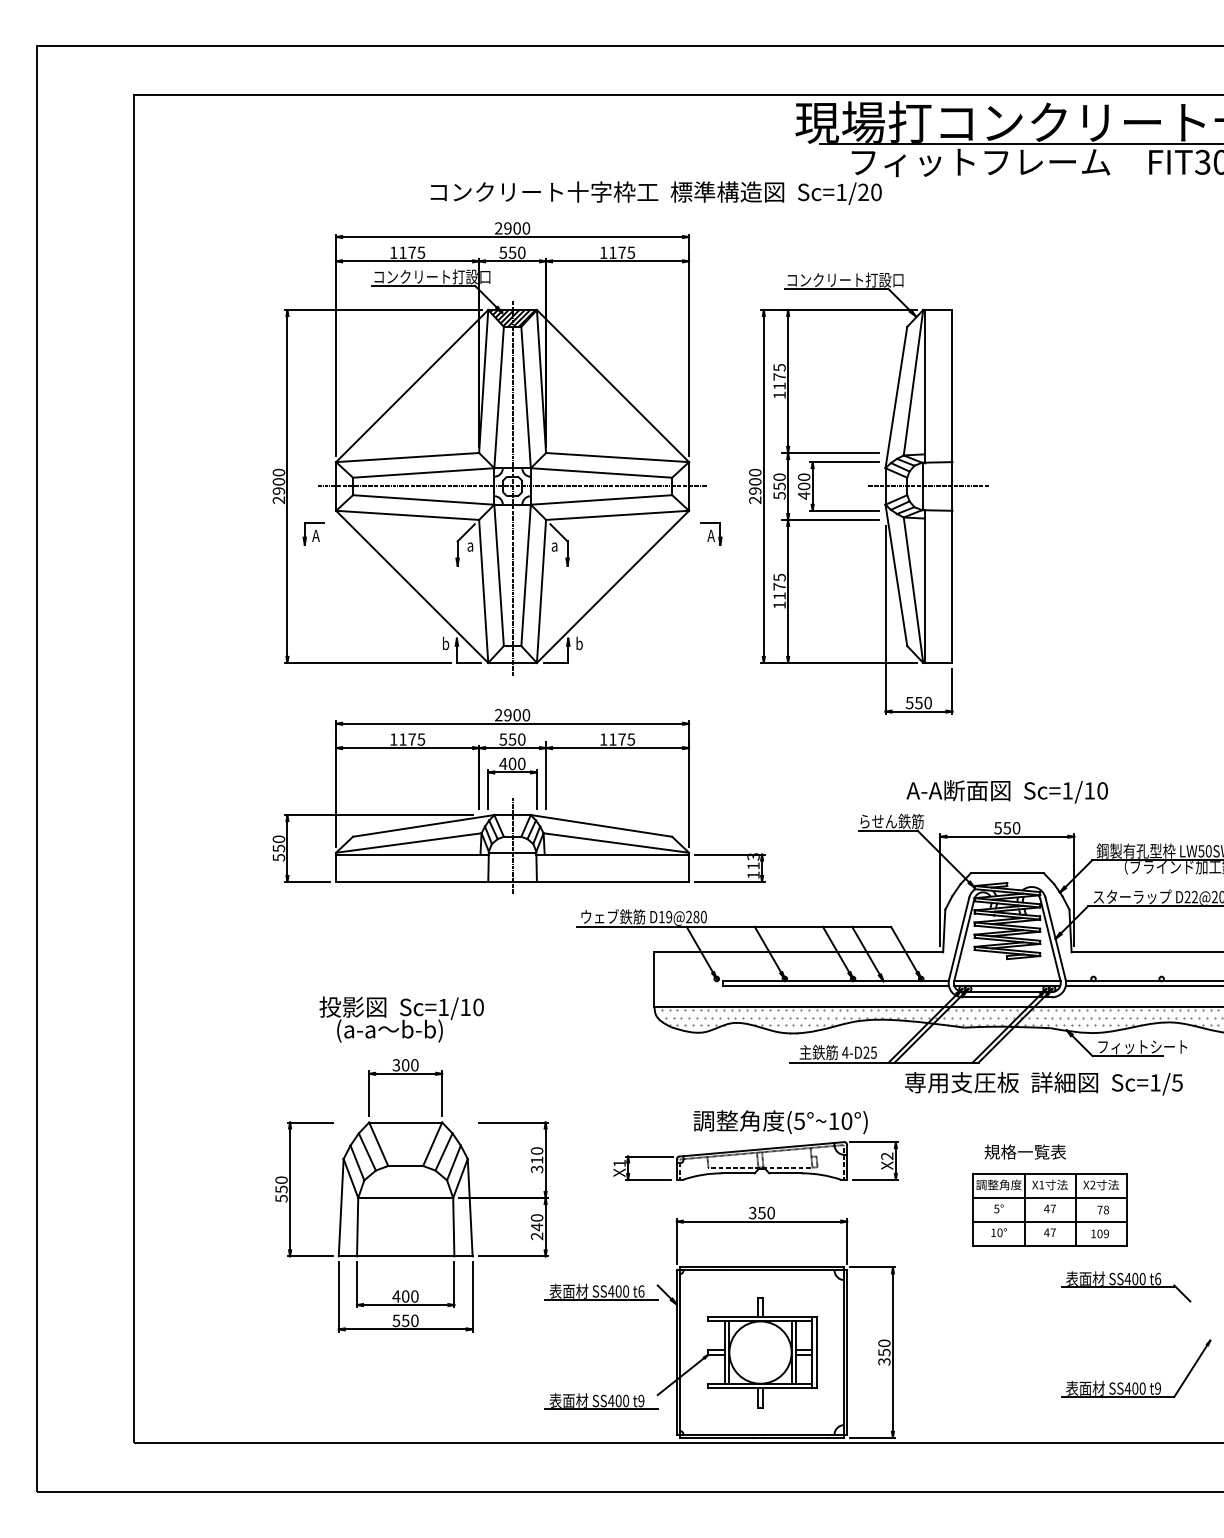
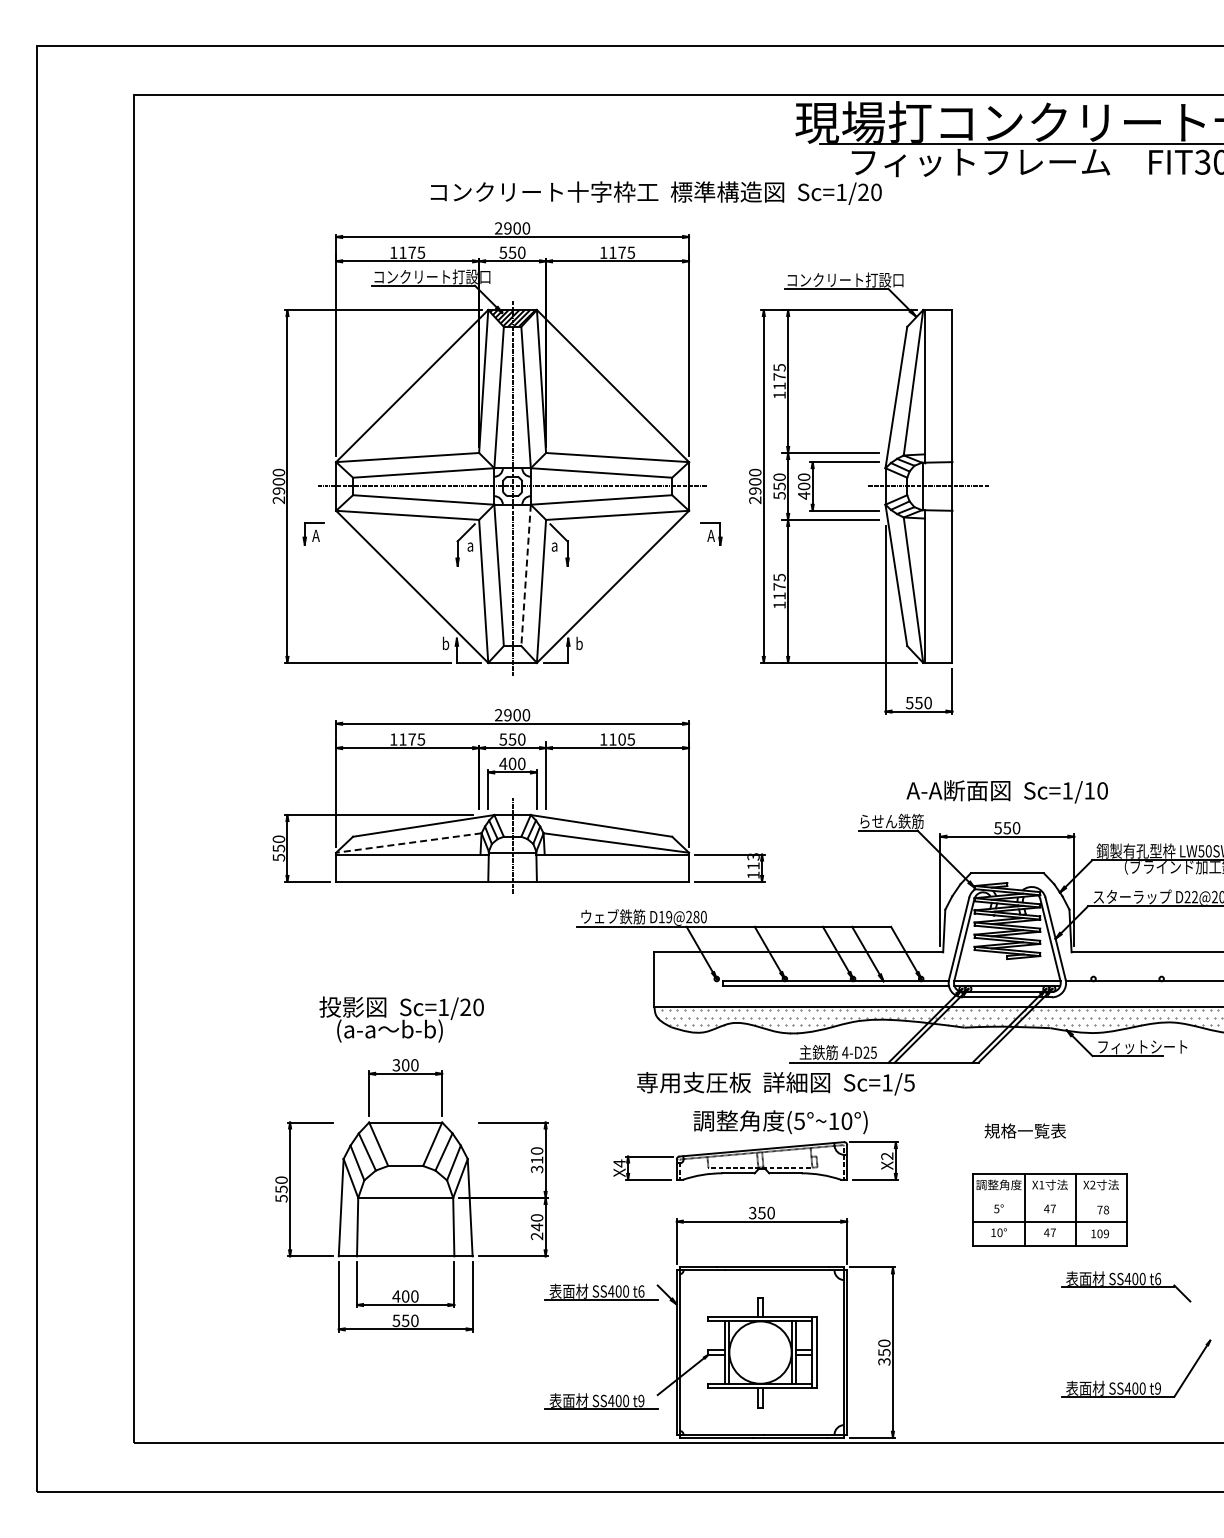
line: solid -> dashed (526, 575)
text: 1175 -> 1105 (621, 739)
line: solid -> dashed (408, 843)
line: present -> none (1142, 985)
text: Sc=1/10 -> Sc=1/20 (465, 1006)
text position: (1043, 1083) -> (775, 1083) (775, 1083)
text position: (1024, 1151) -> (1024, 1130) (1024, 1130)
text: X1 -> X4 (619, 1163)
line: present -> none (1049, 1198)
